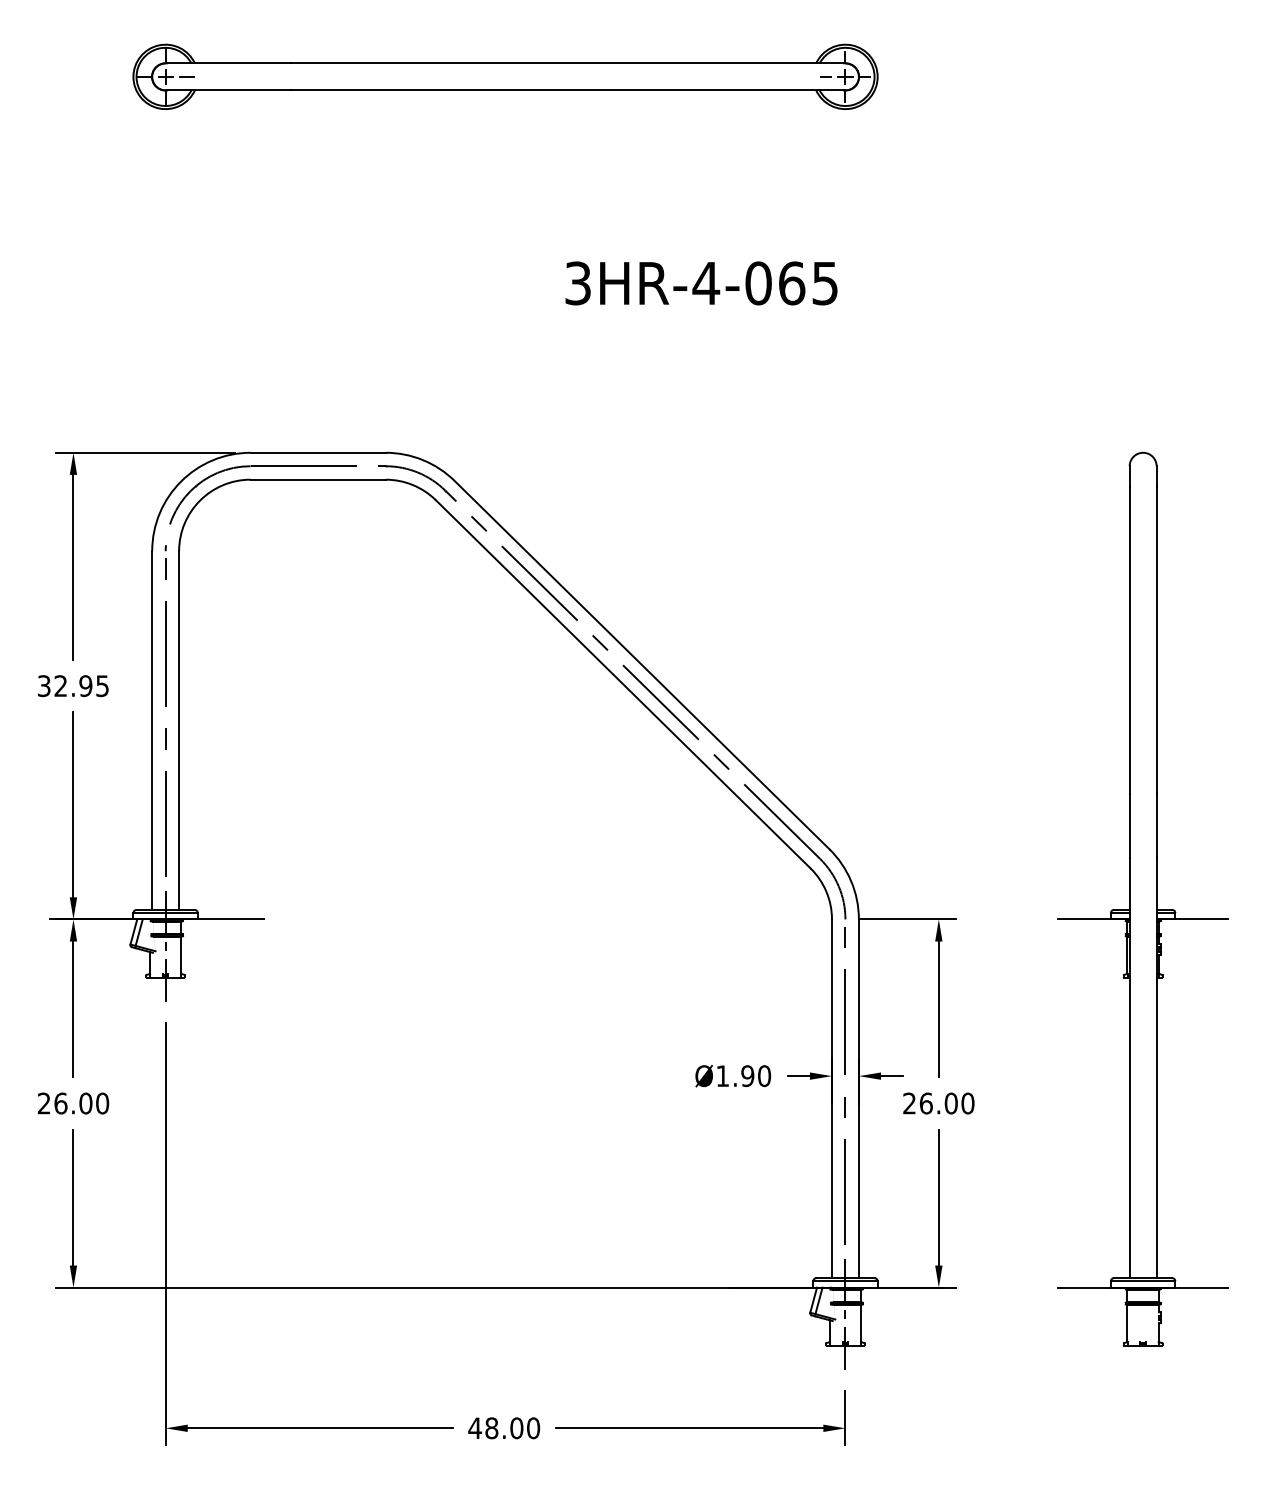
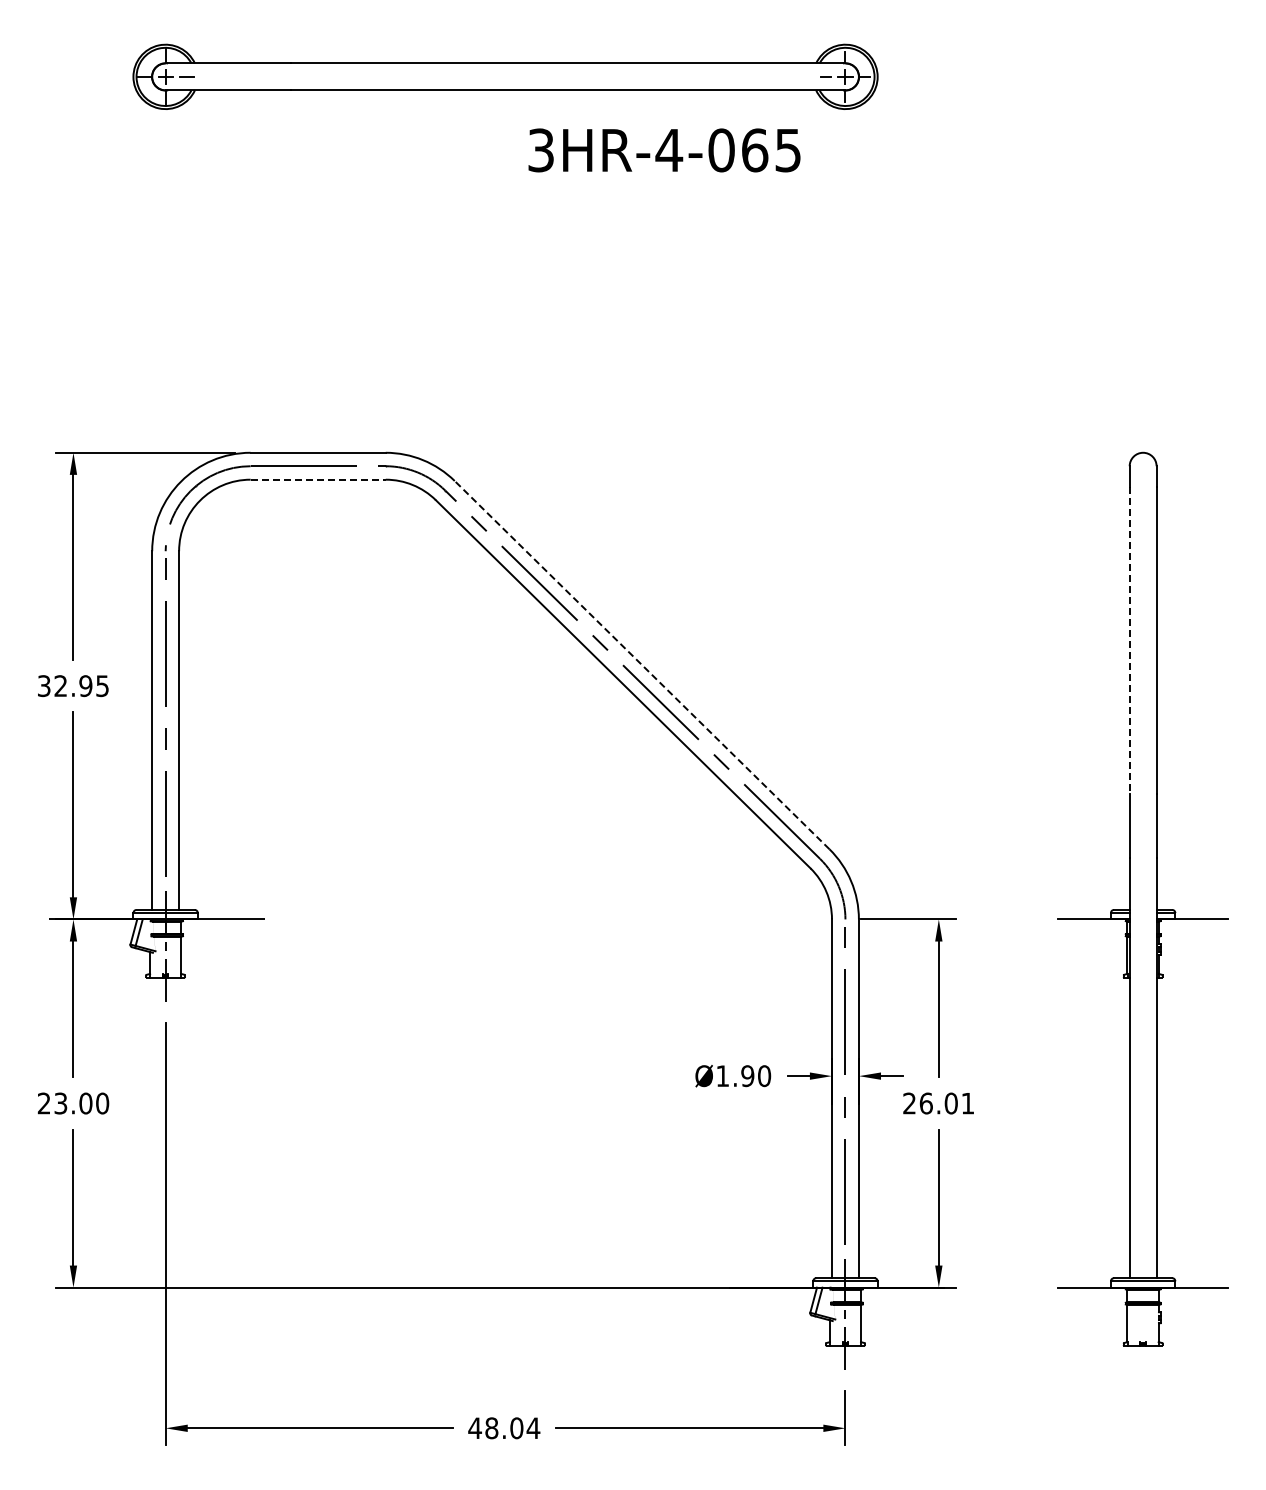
text position: (701, 283) -> (664, 150) (664, 150)
line: solid -> dashed (318, 479)
line: solid -> dashed (1129, 640)
line: solid -> dashed (642, 665)
text: 26.00 -> 23.00 (60, 1103)
text: 26.00 -> 26.01 (967, 1103)
text: 48.00 -> 48.04 (533, 1428)
